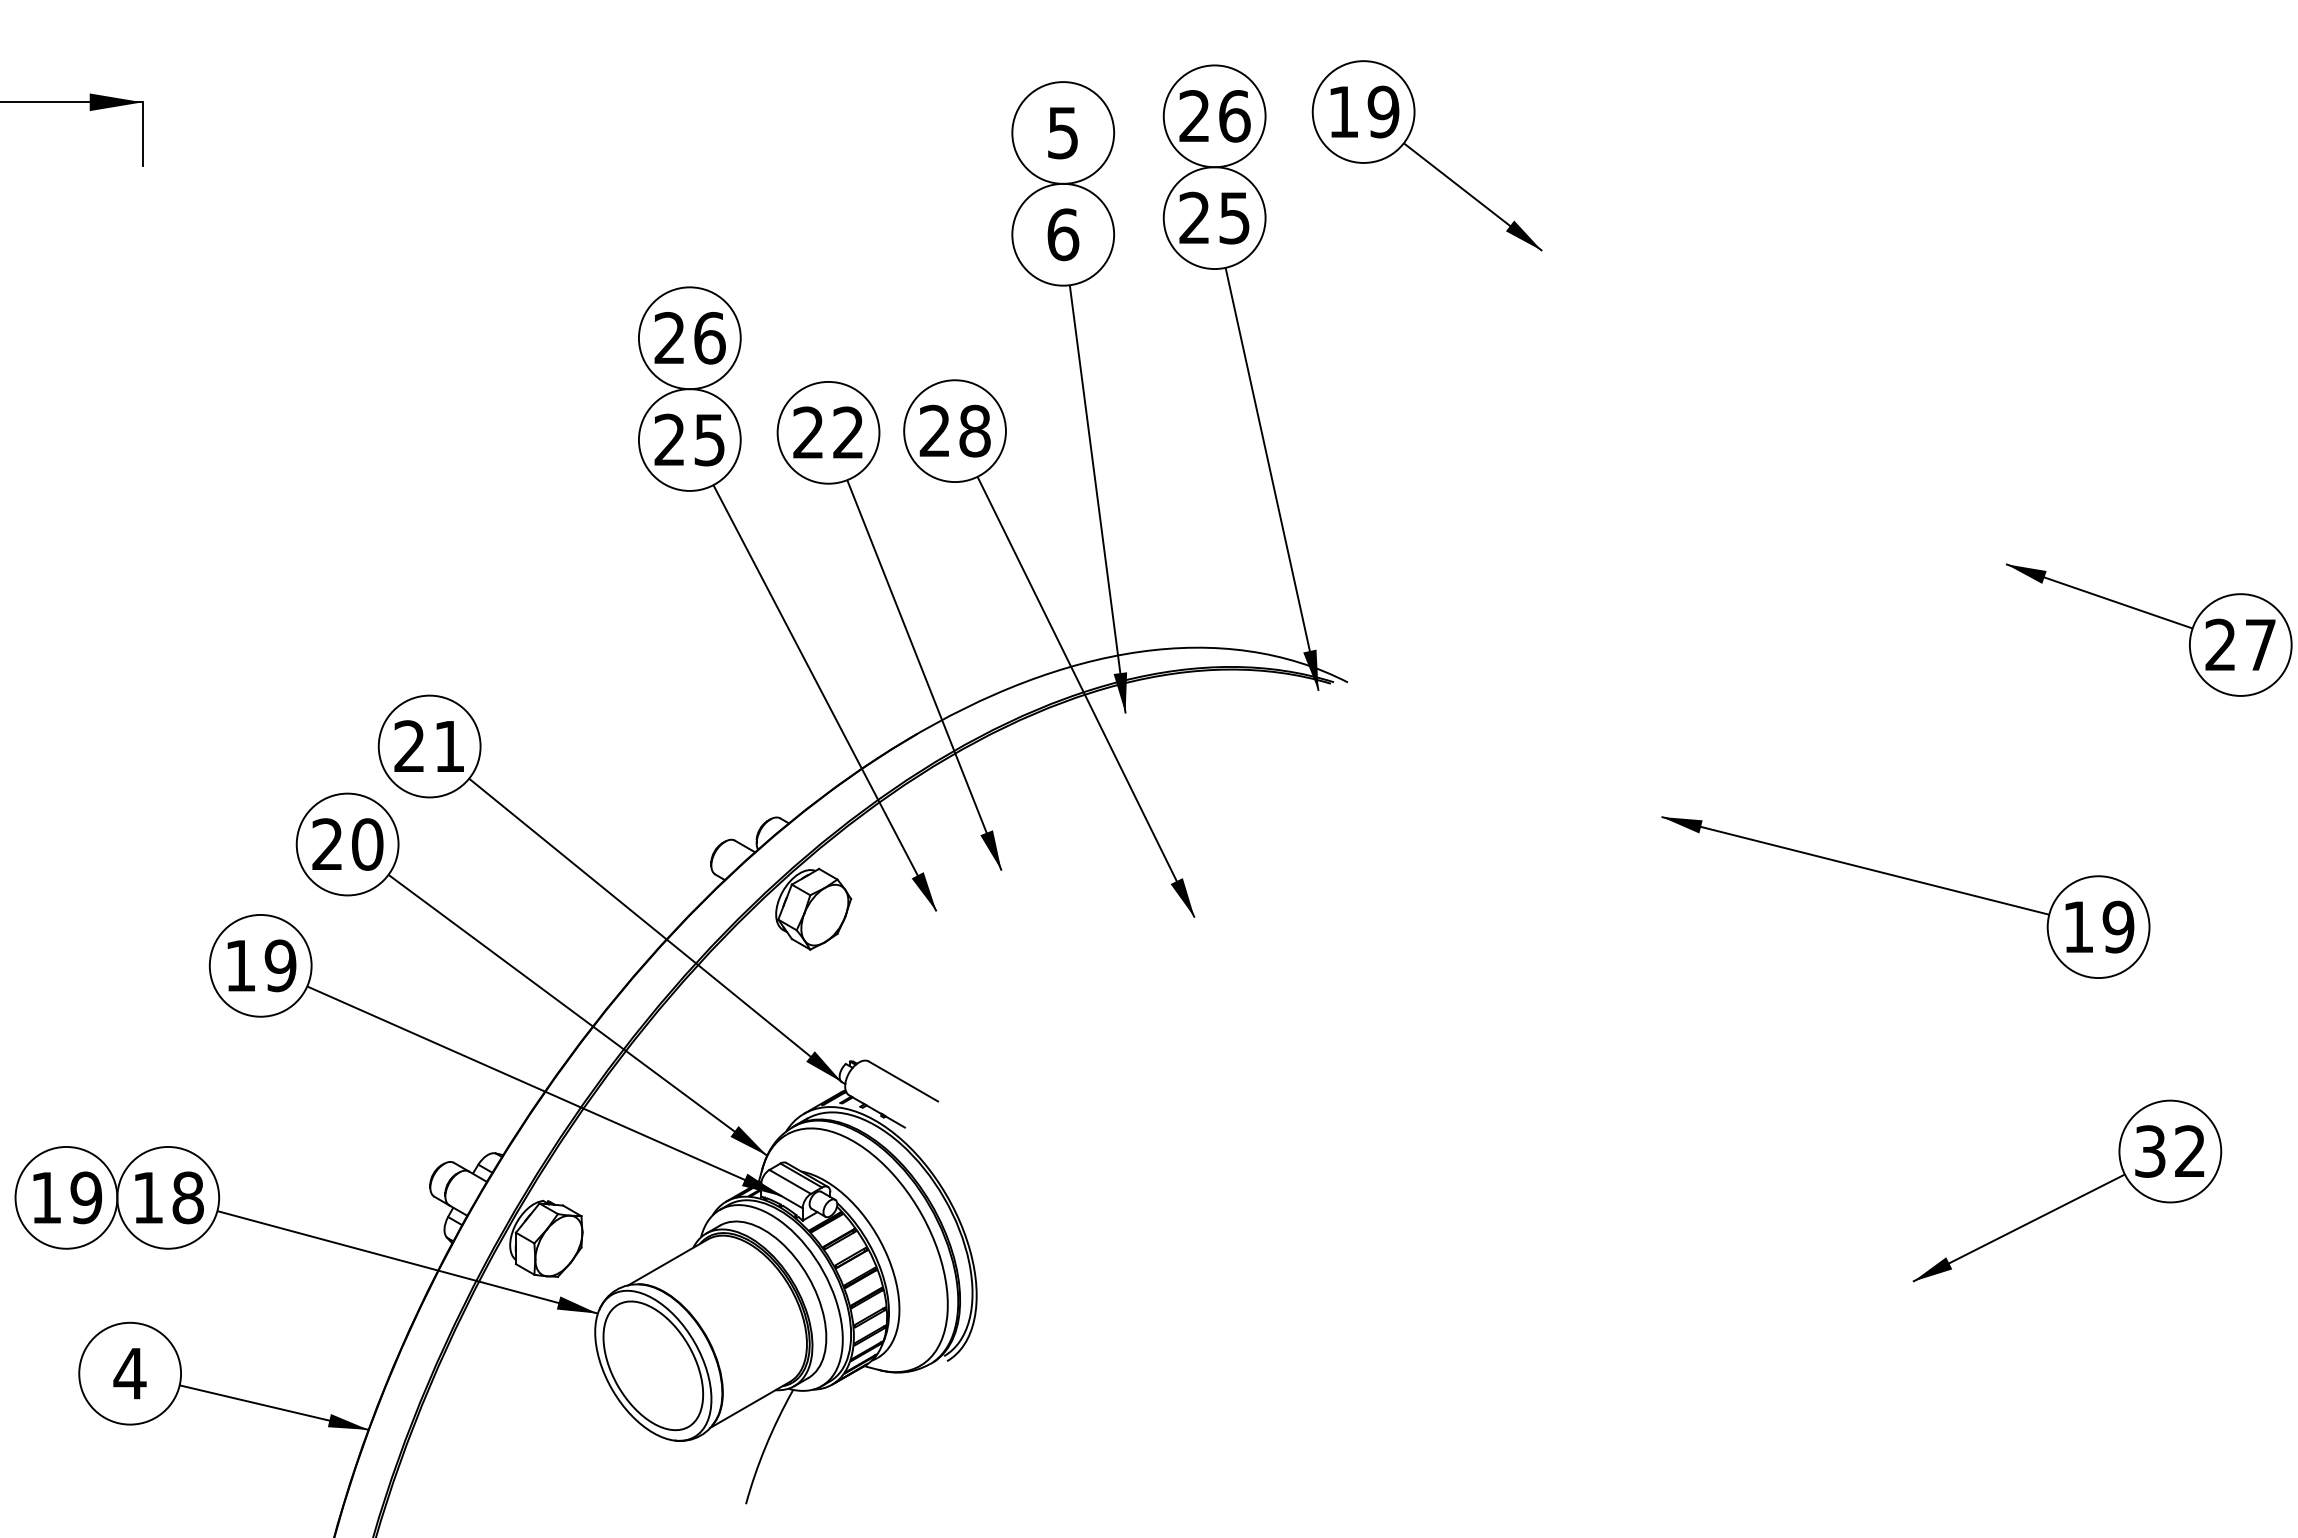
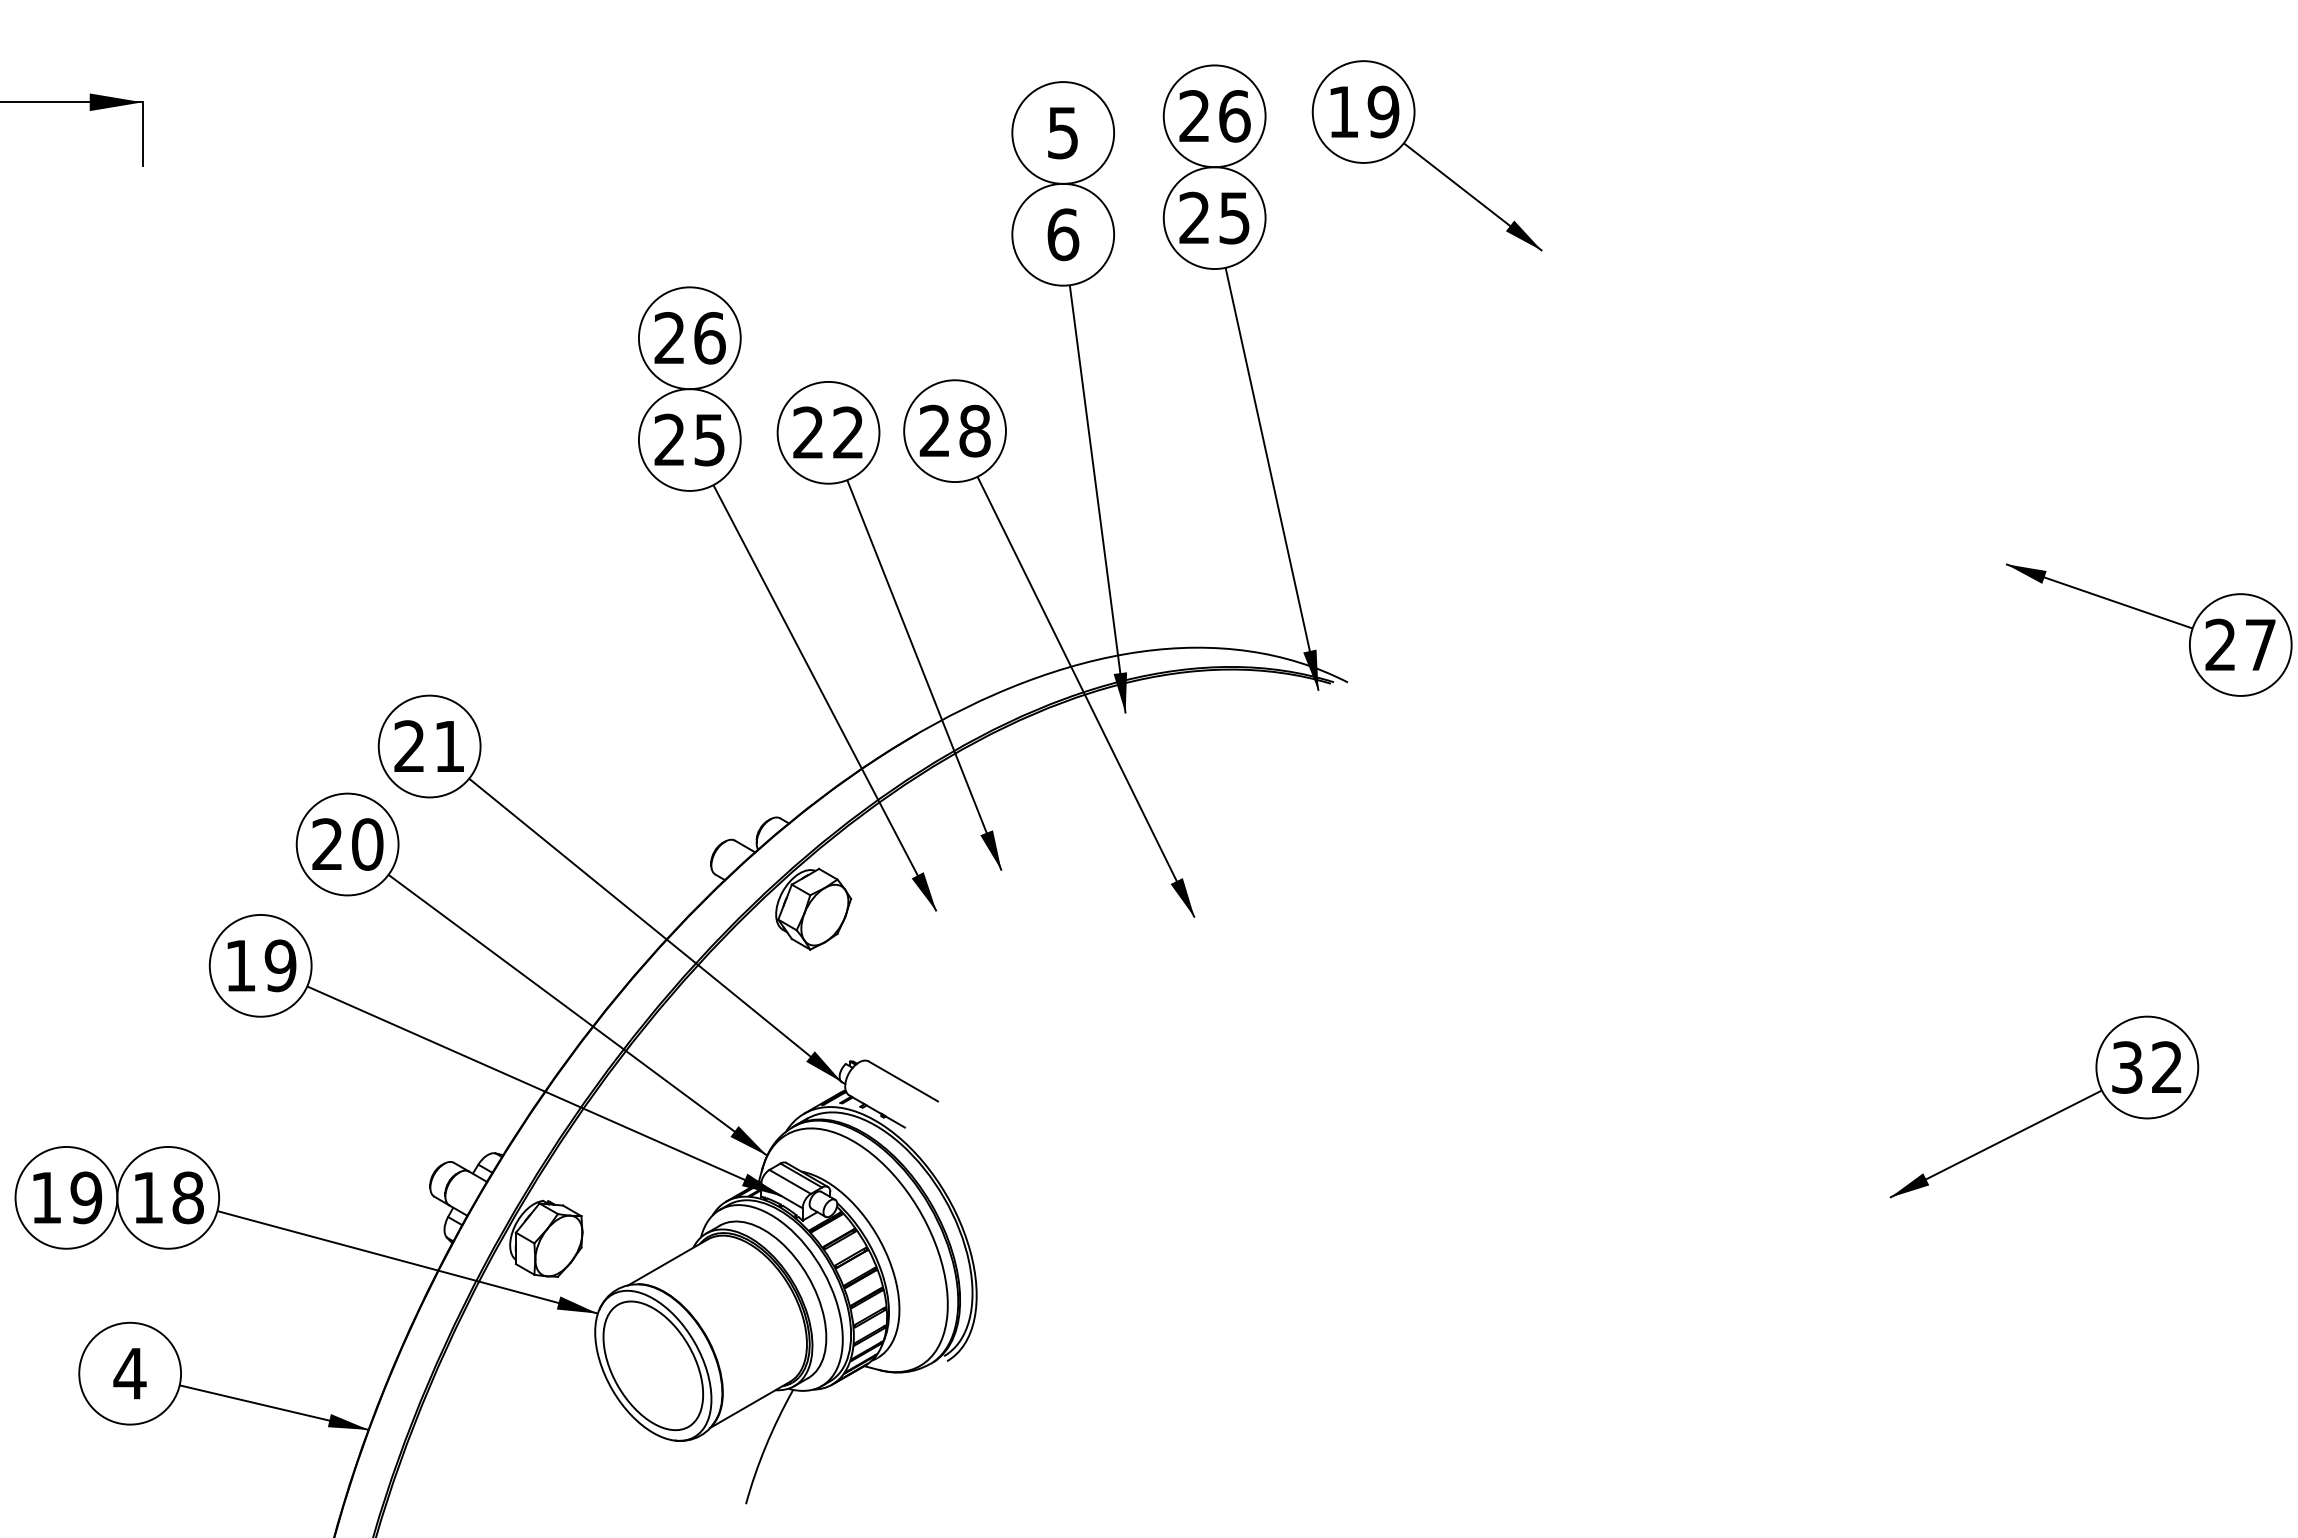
part: present -> none (1908, 880)
part position: (2071, 1200) -> (2048, 1116) (2048, 1116)
